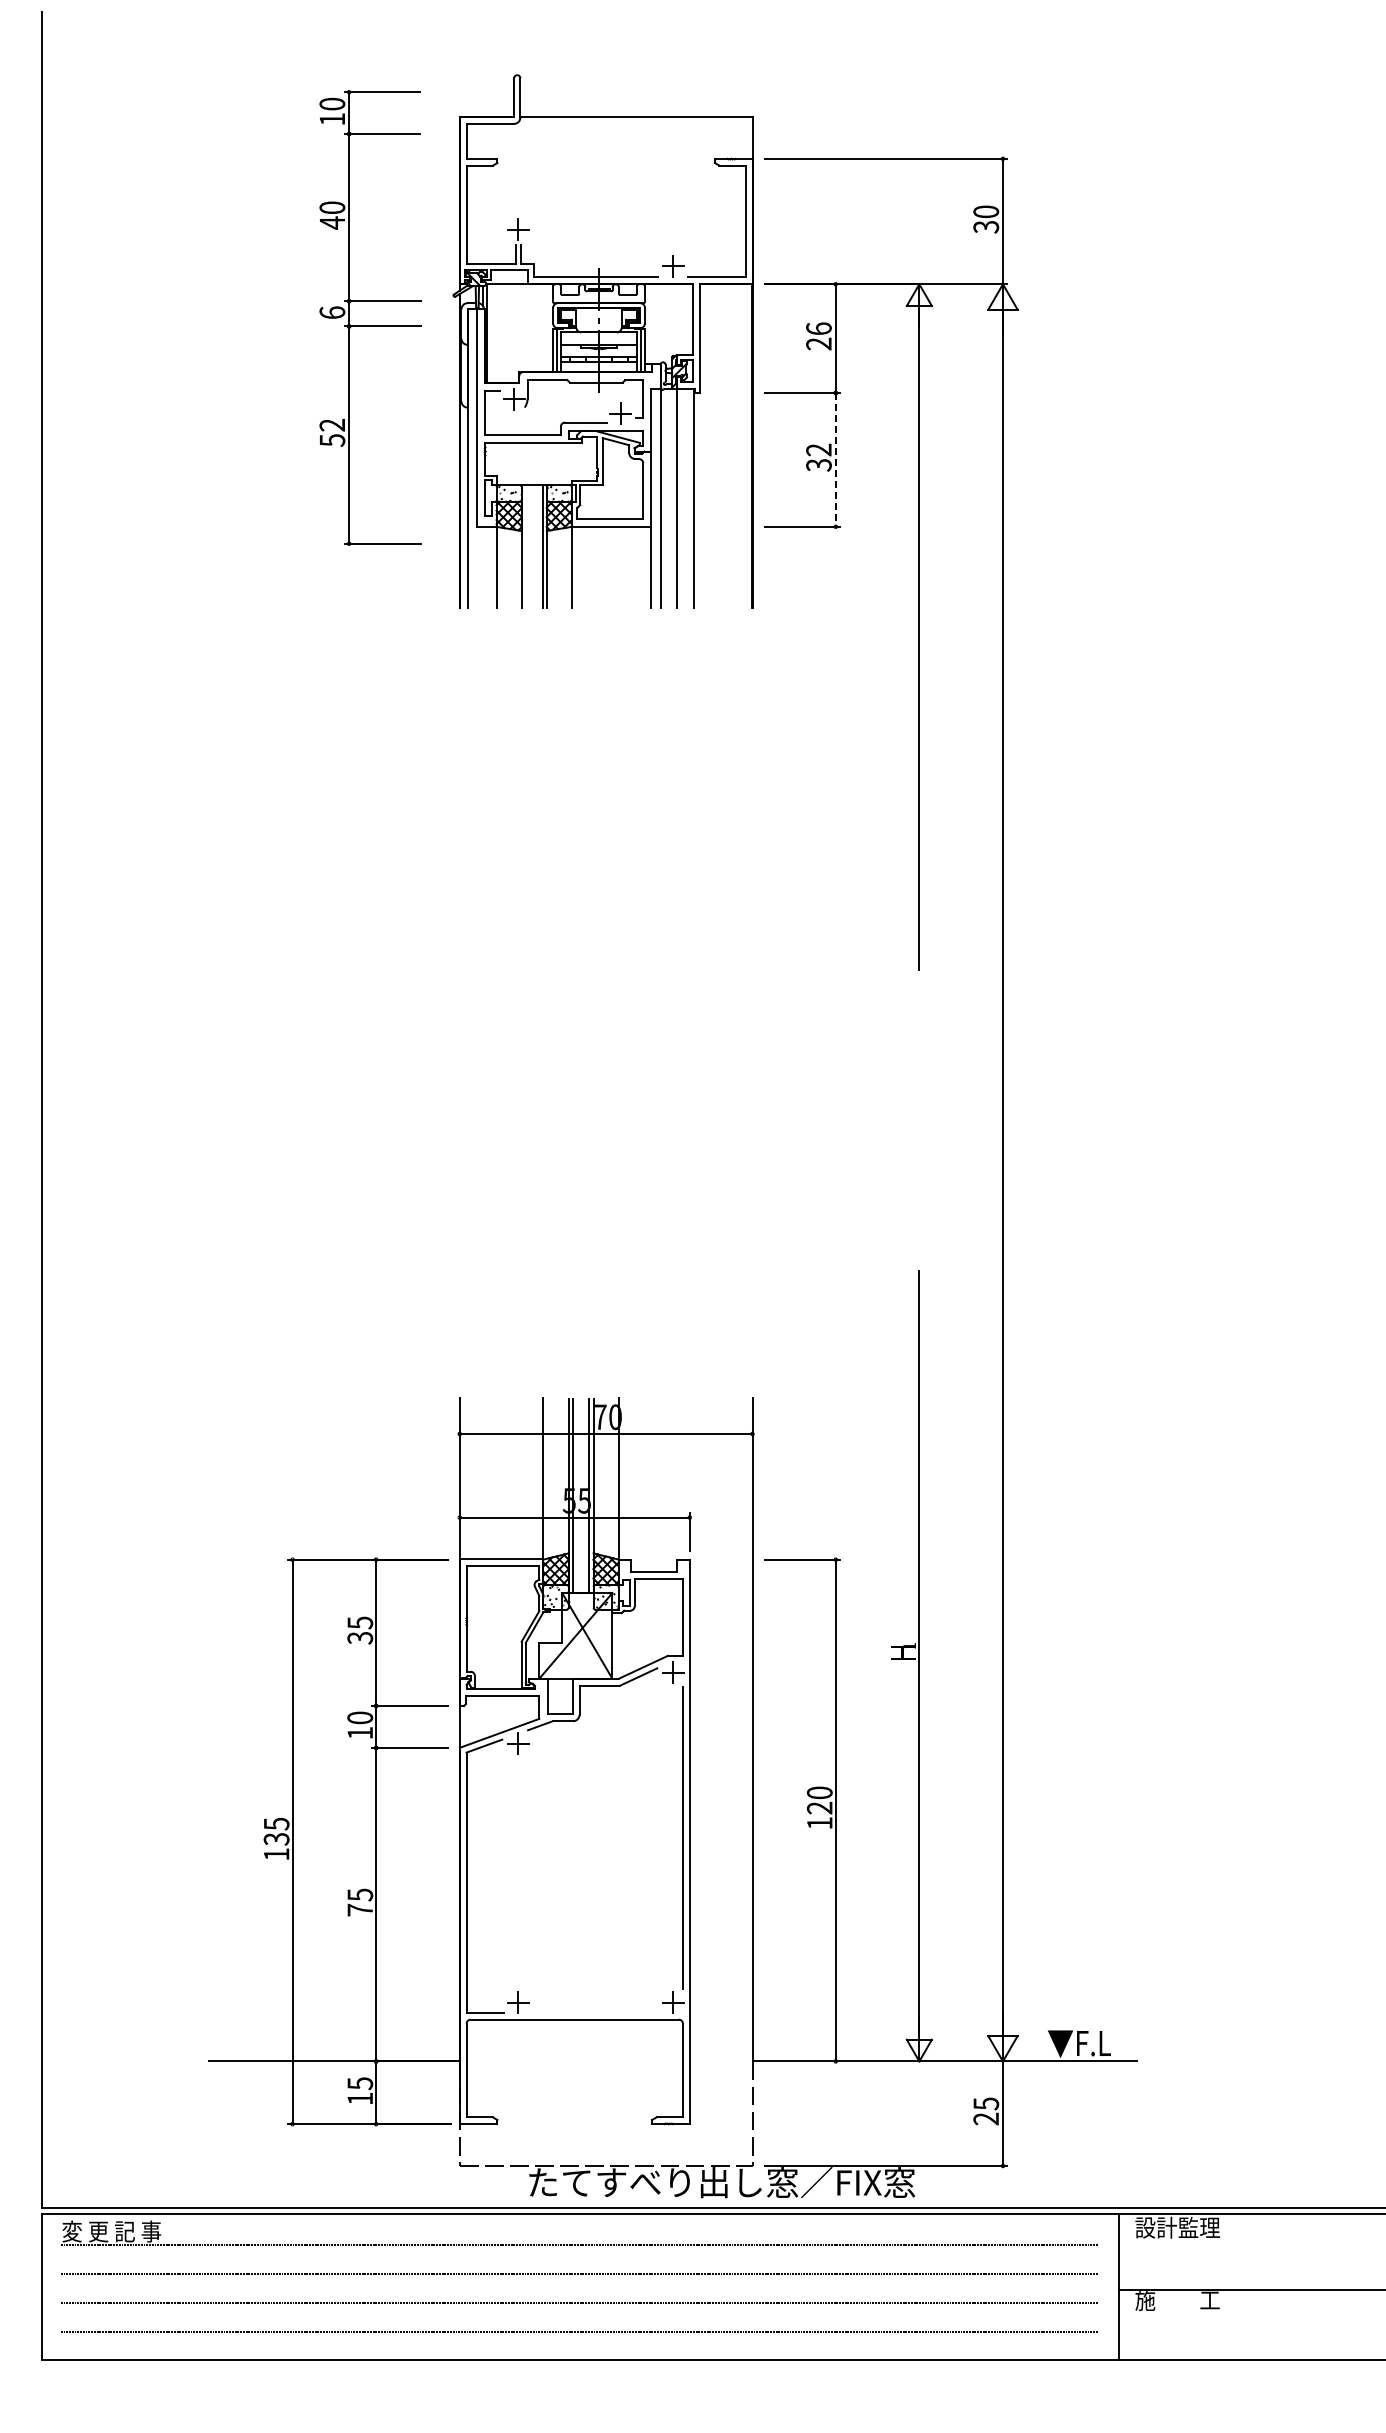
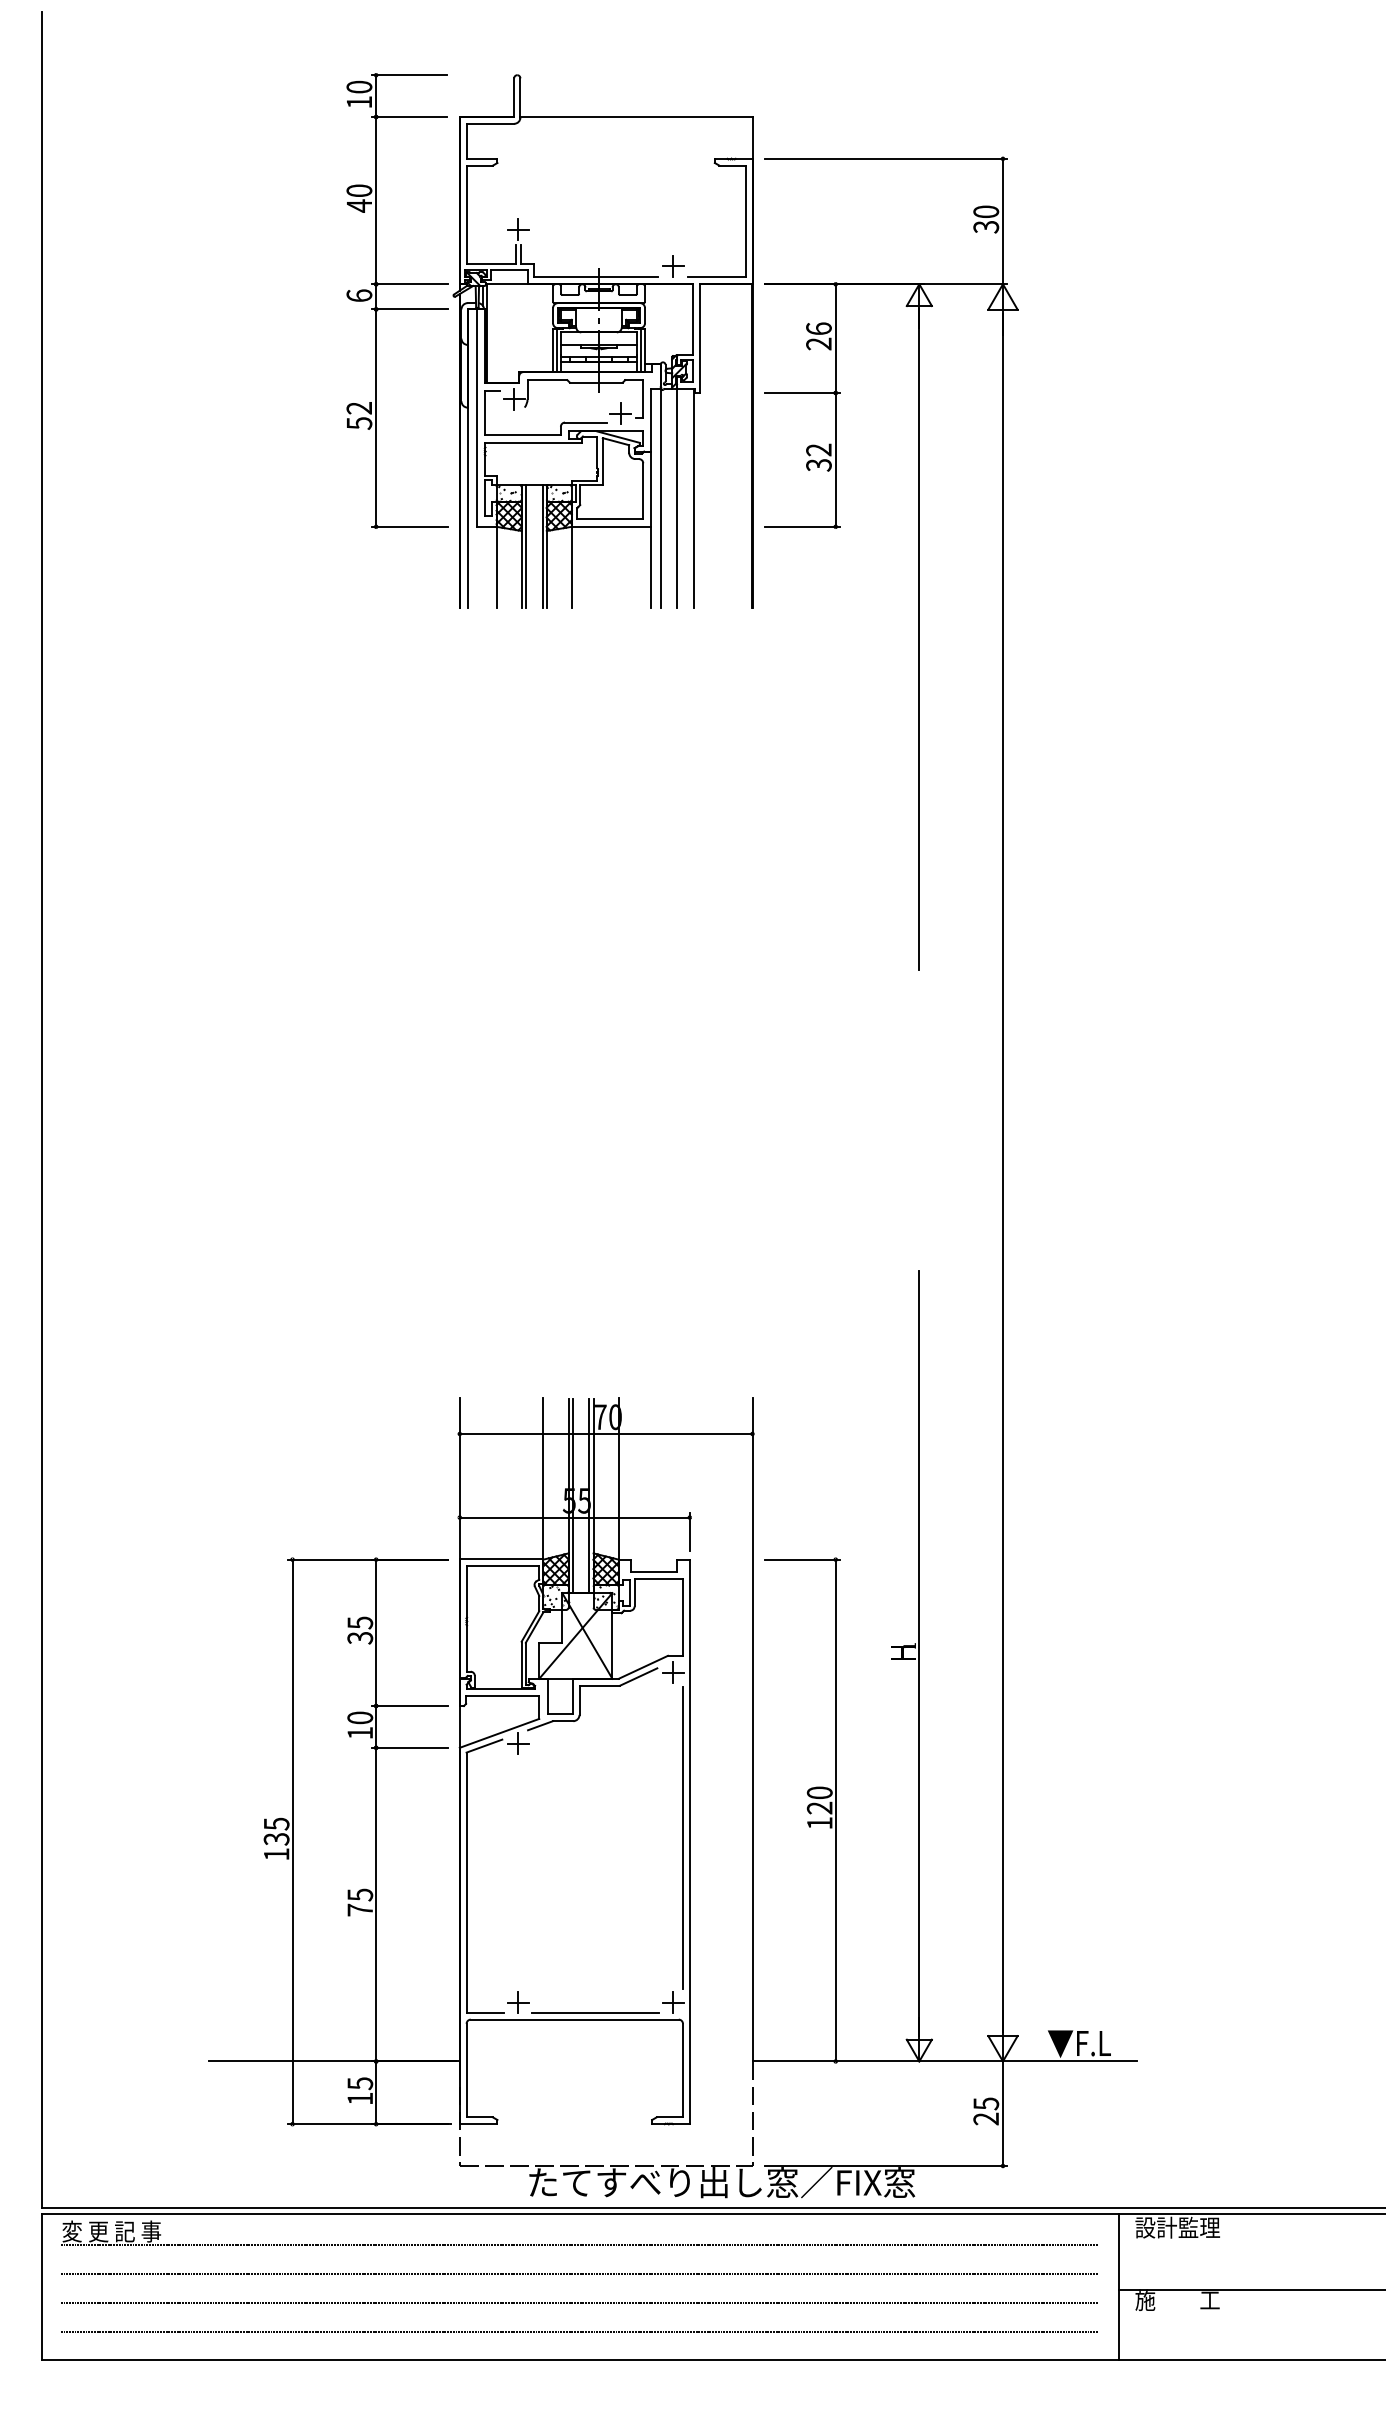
part position: (370, 325) -> (397, 308) (397, 308)
line: dashed -> solid (835, 459)
line: none -> present (525, 546)
line: none -> present (595, 2012)
